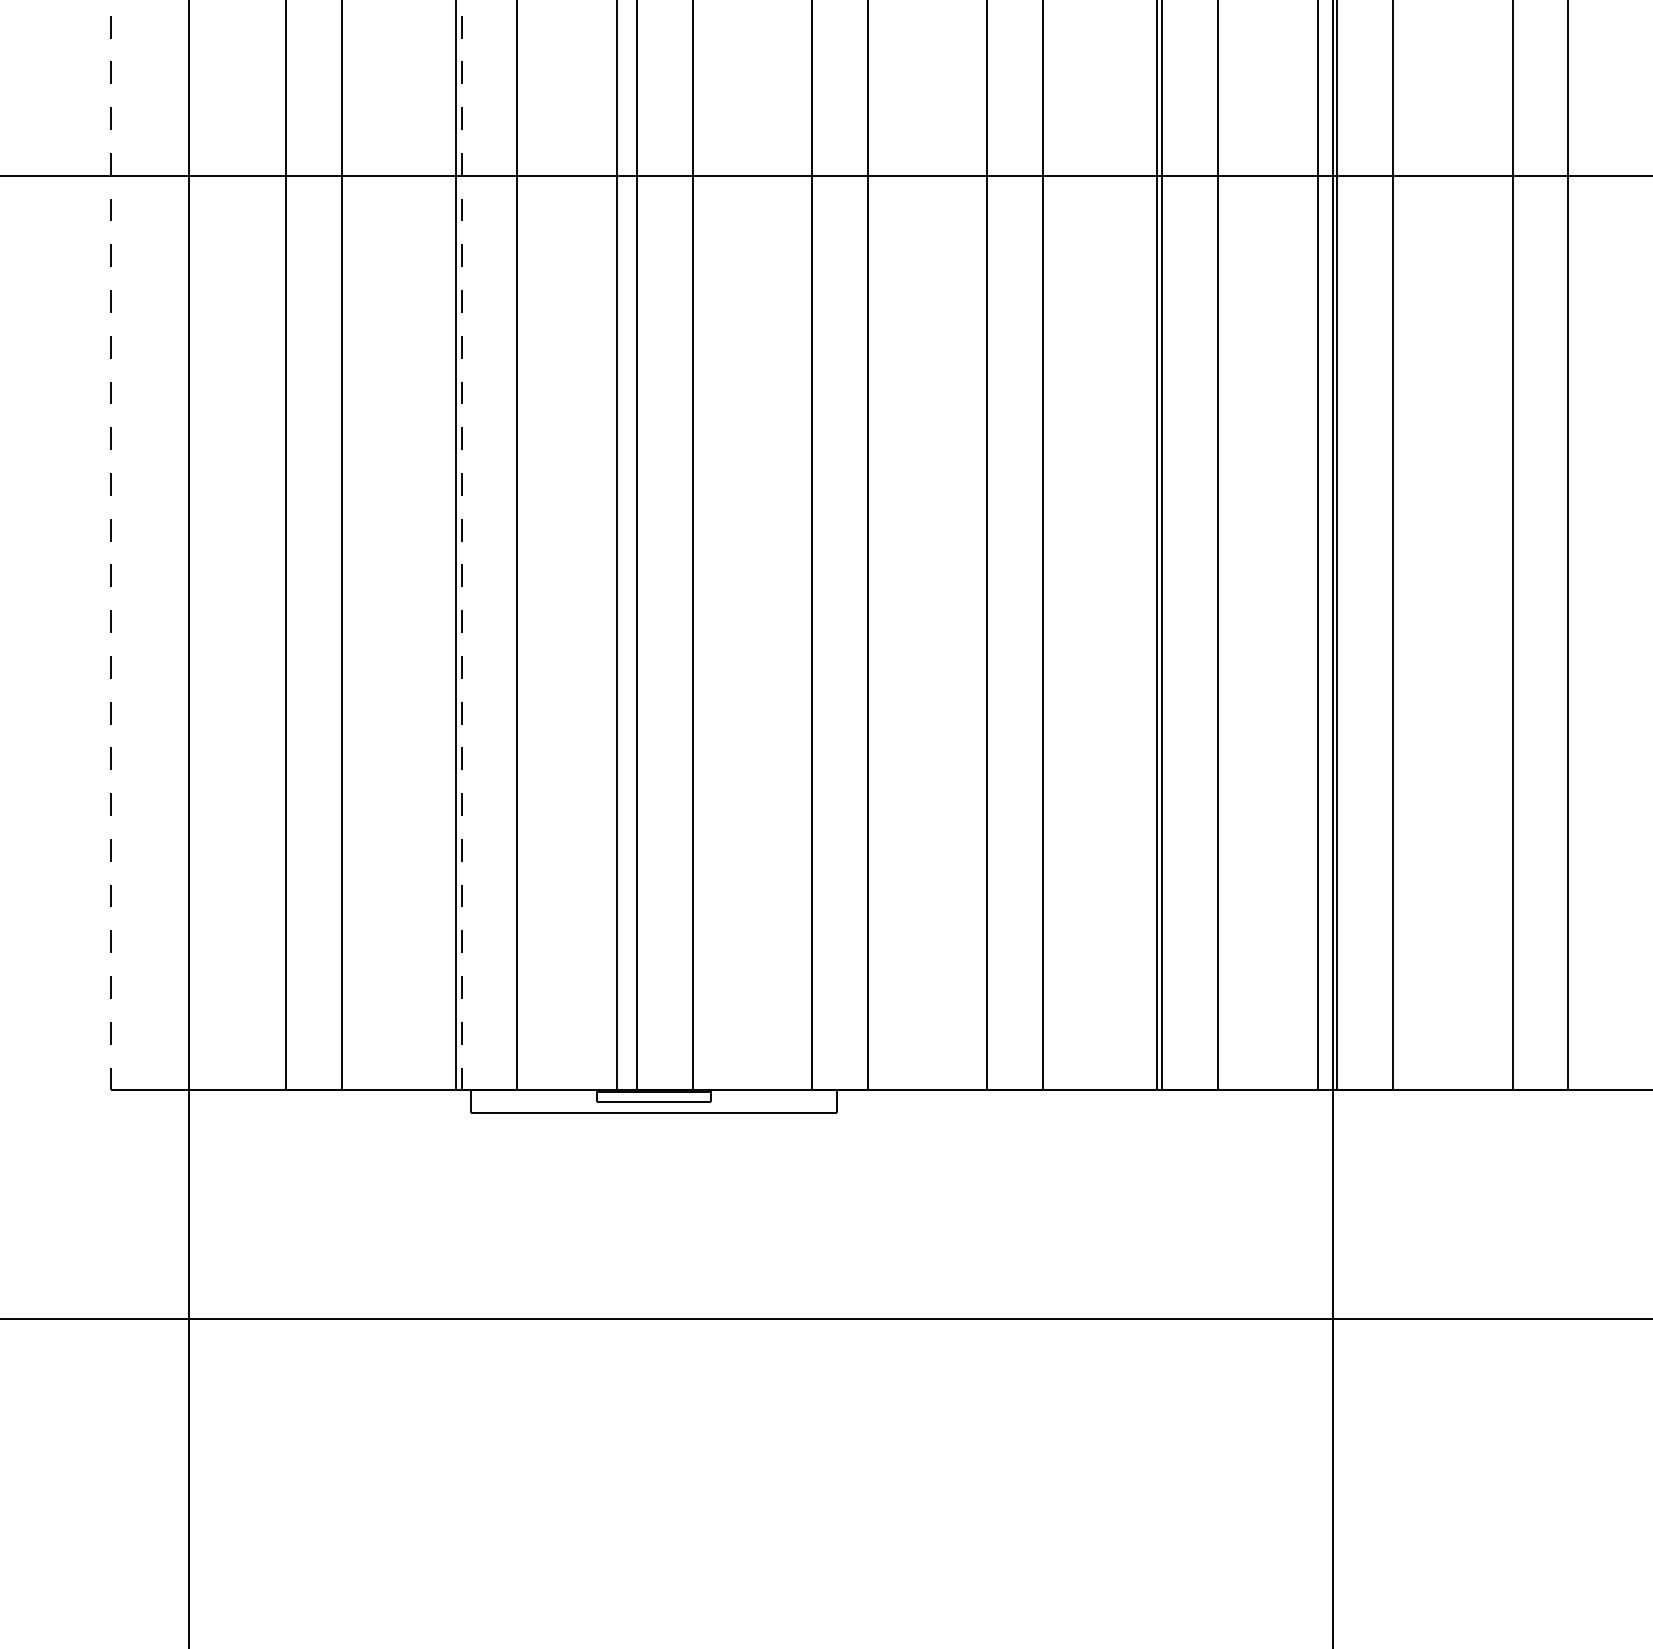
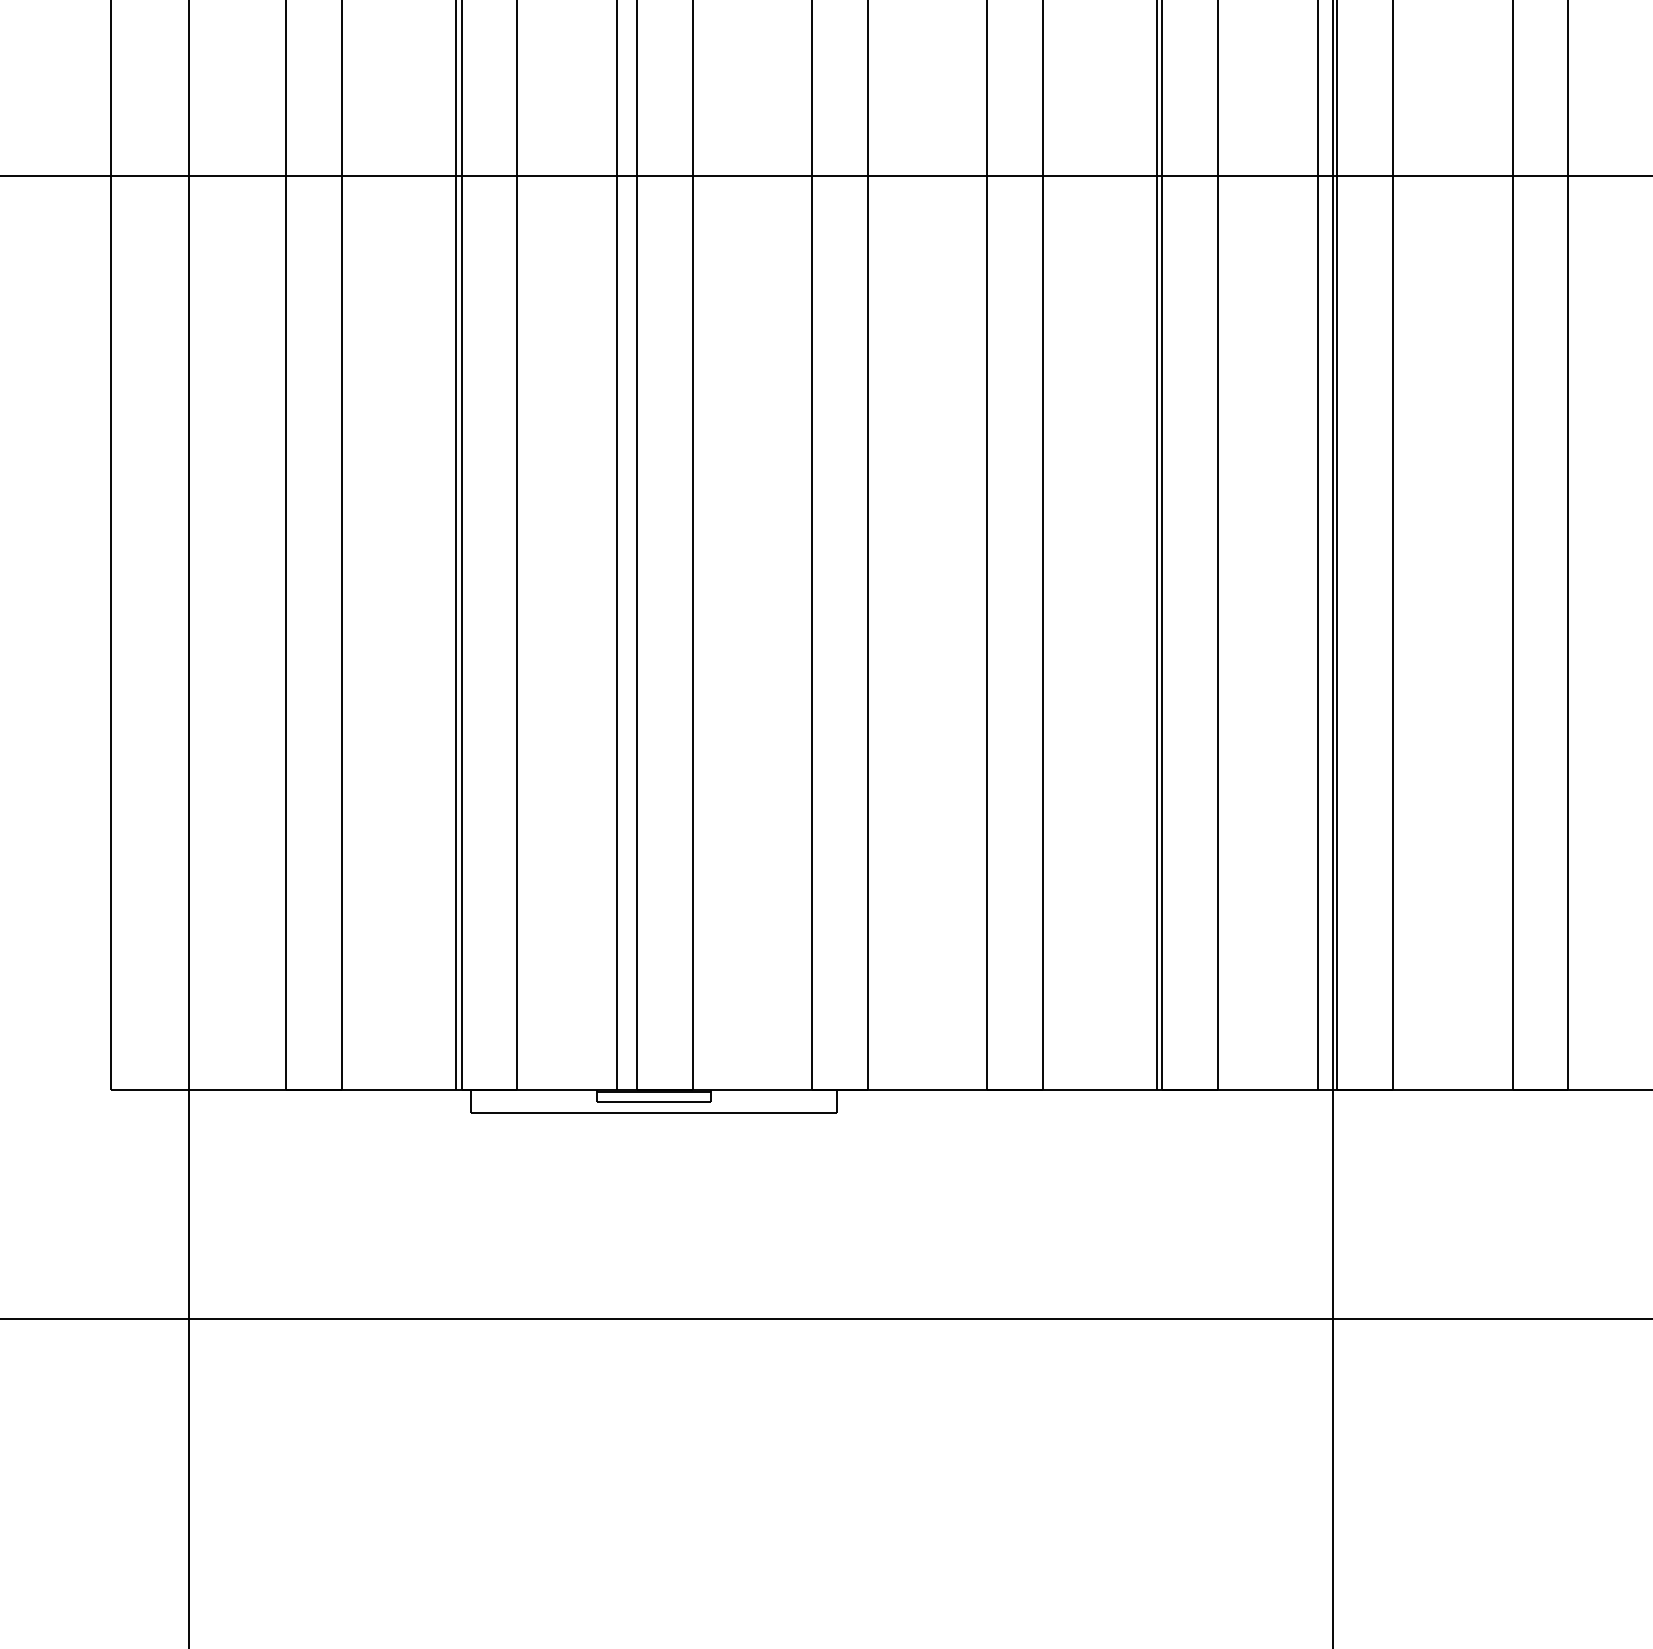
line: dashed -> solid (111, 545)
line: dashed -> solid (461, 545)
